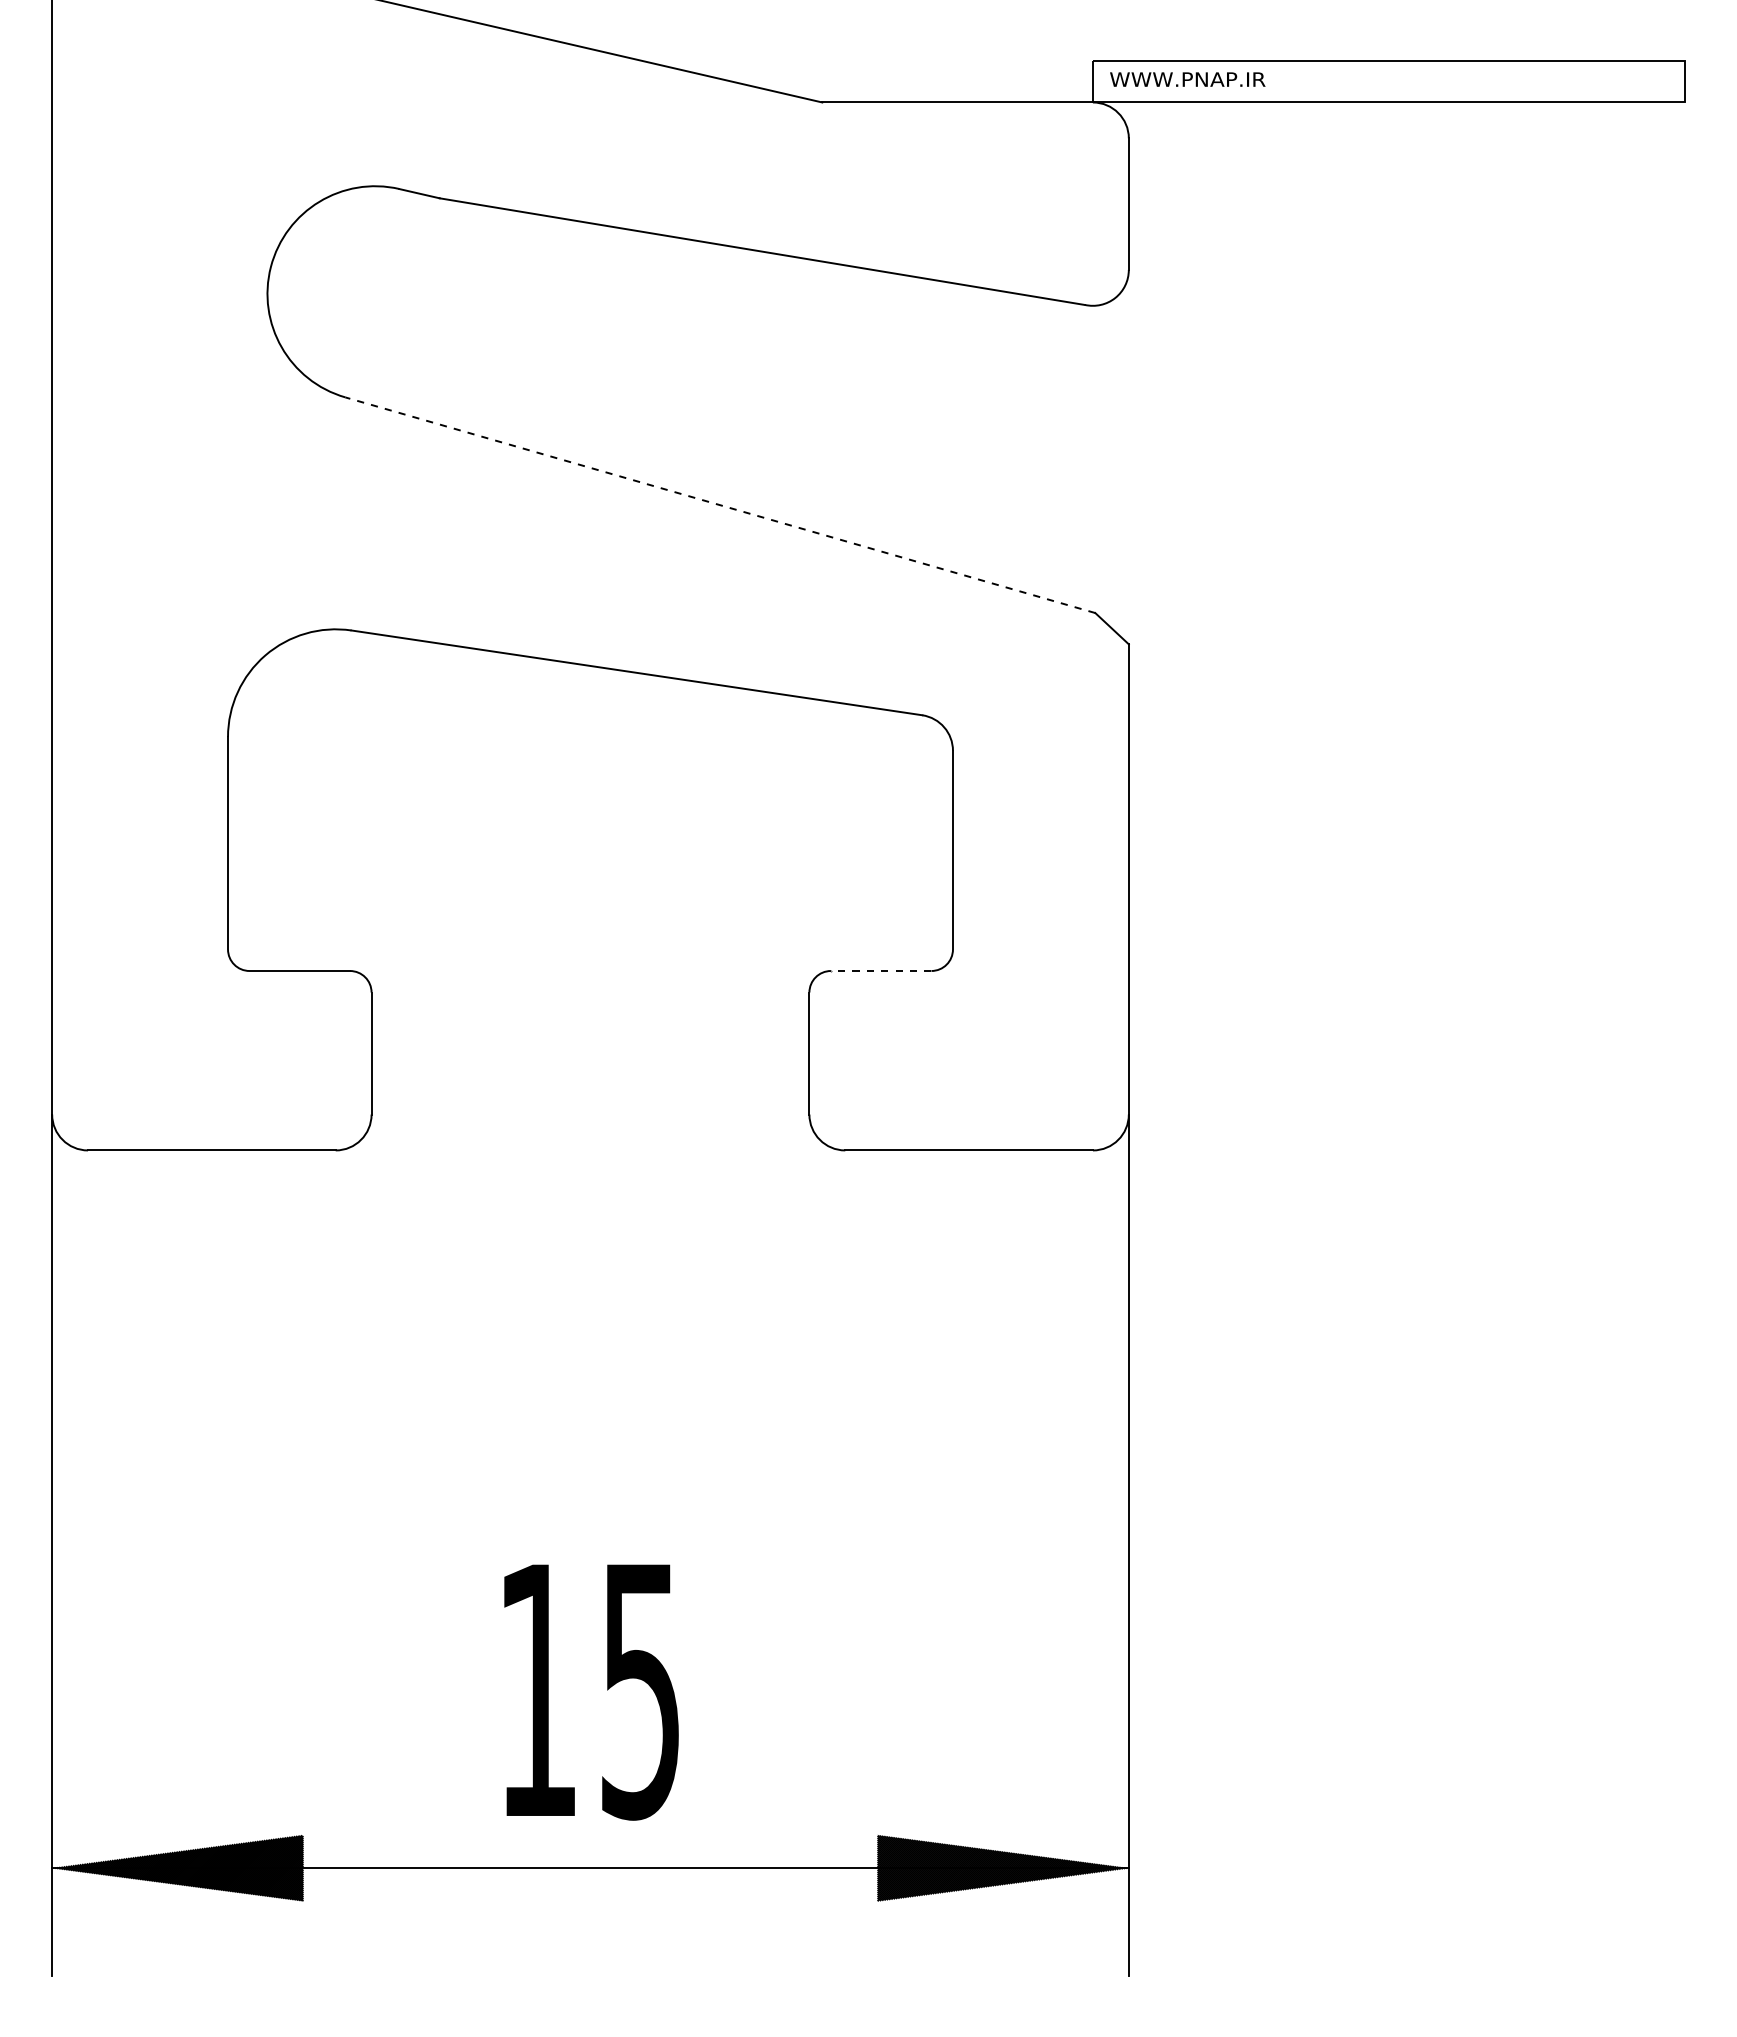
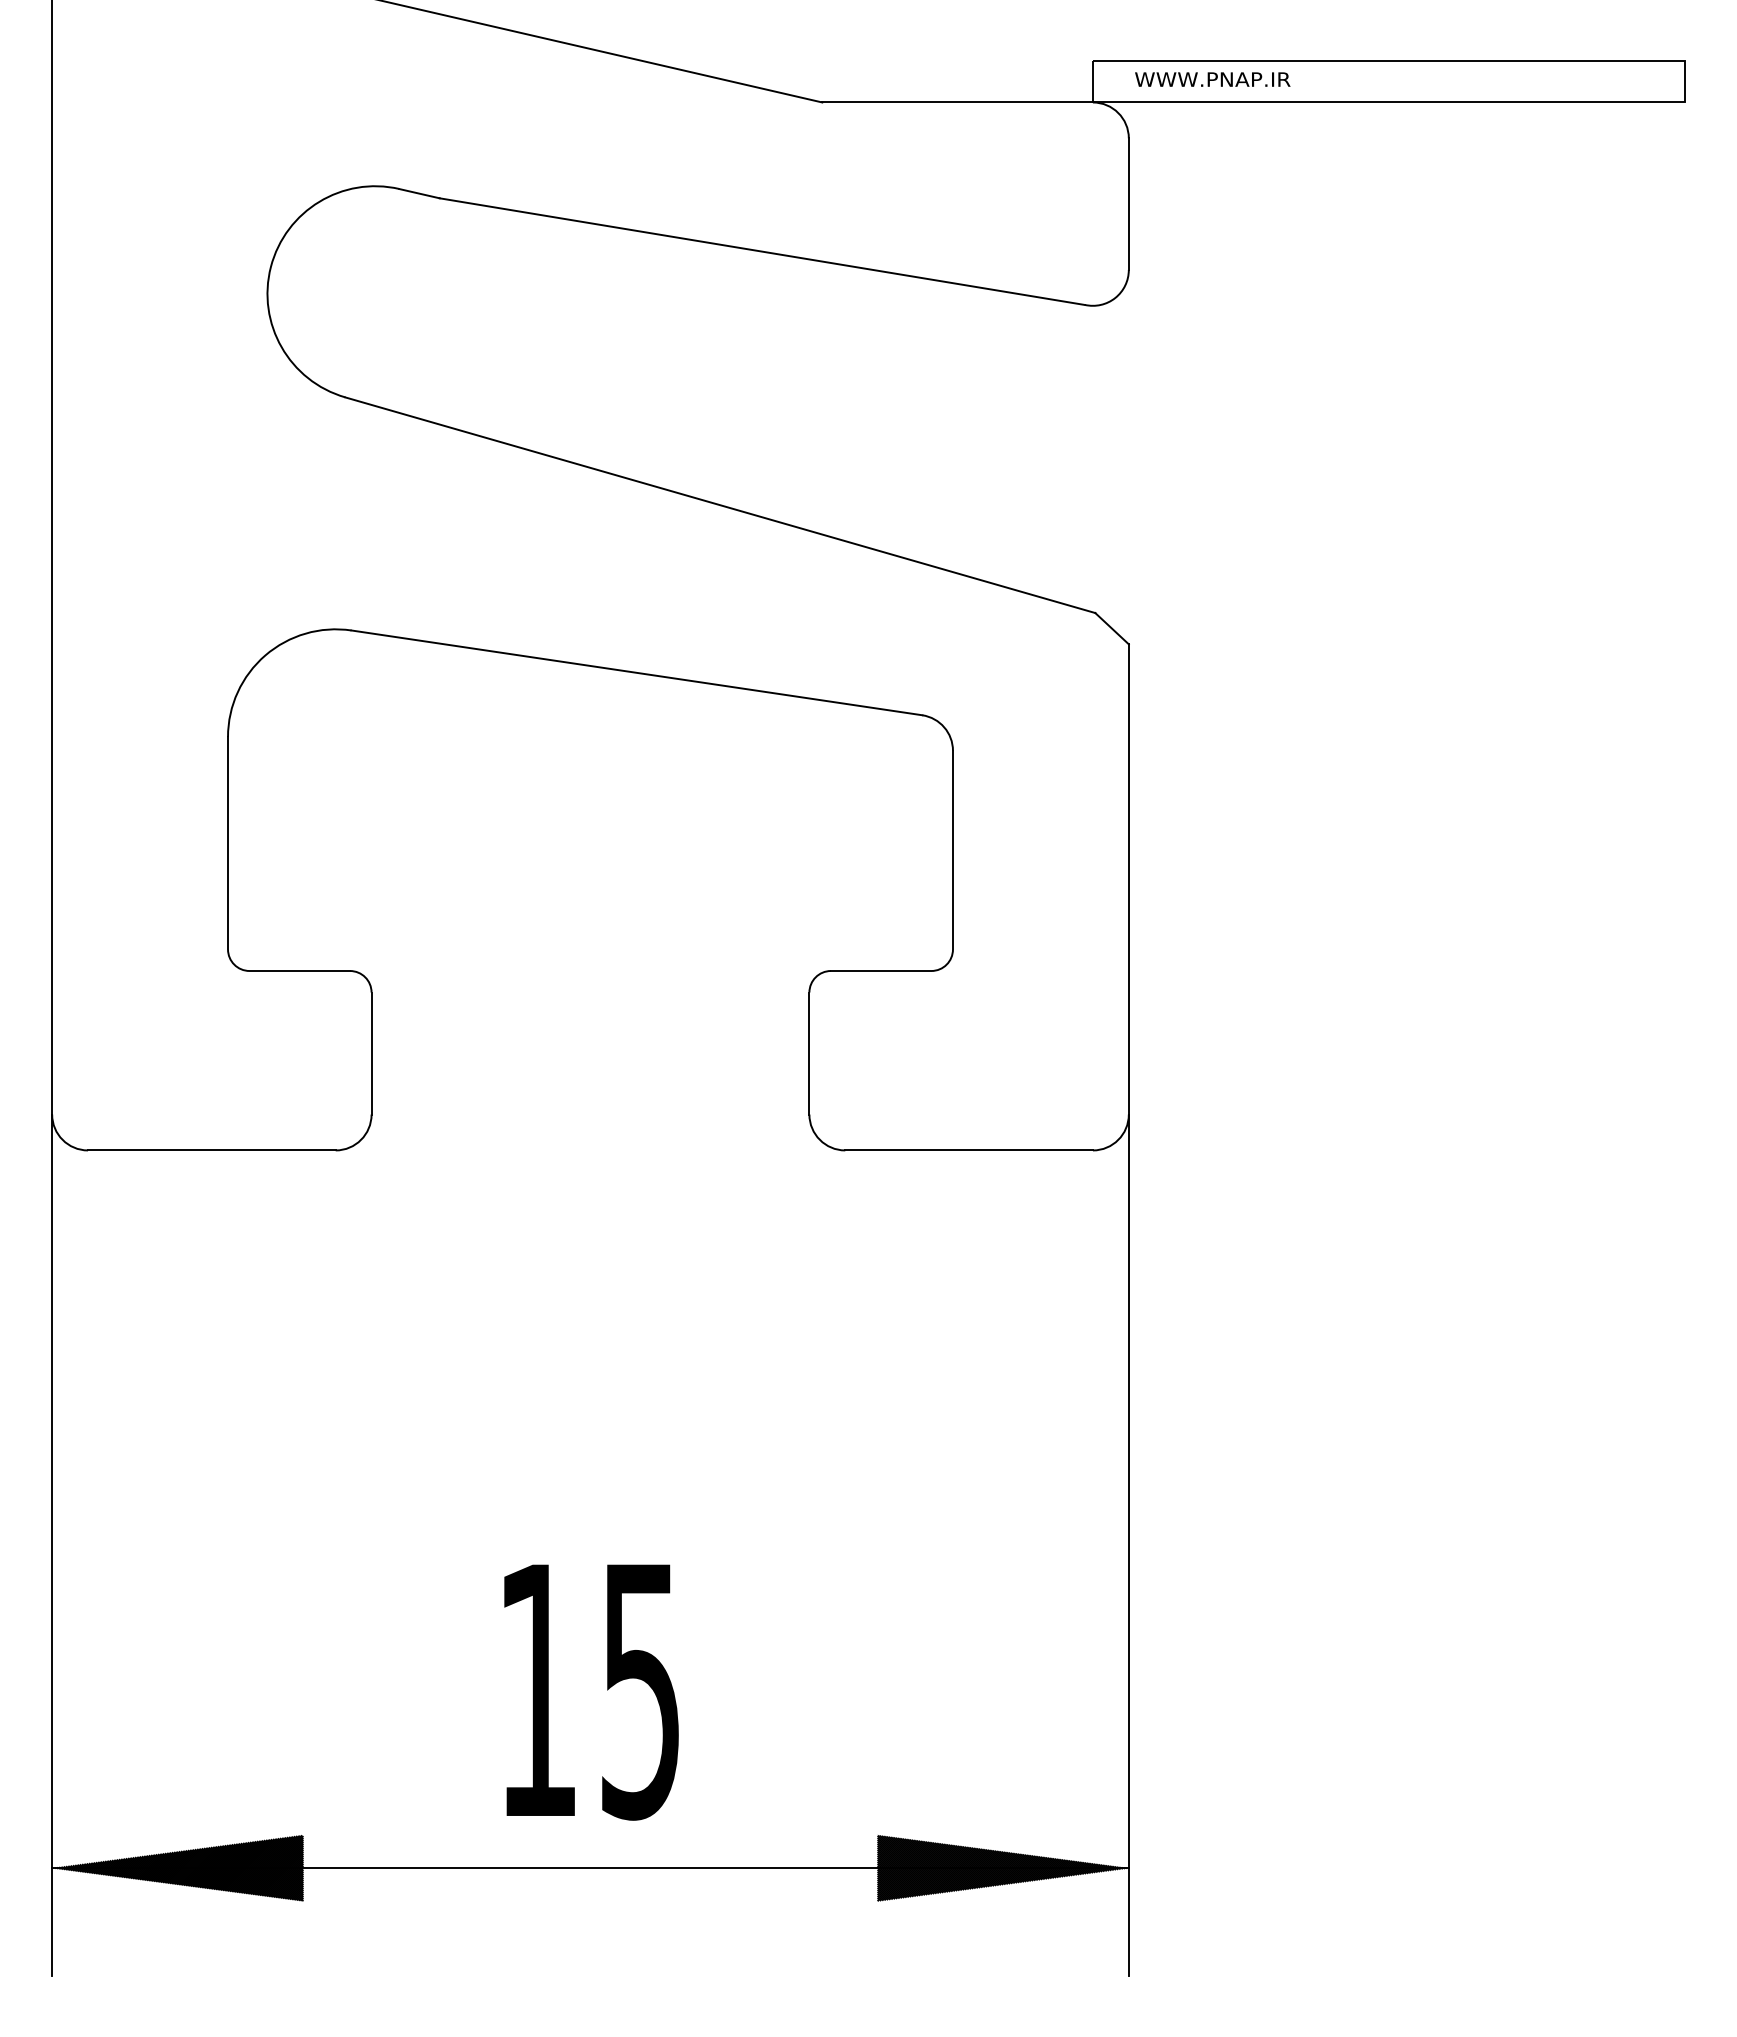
text position: (1187, 79) -> (1212, 79) (1212, 79)
line: dashed -> solid (719, 505)
line: dashed -> solid (880, 971)
